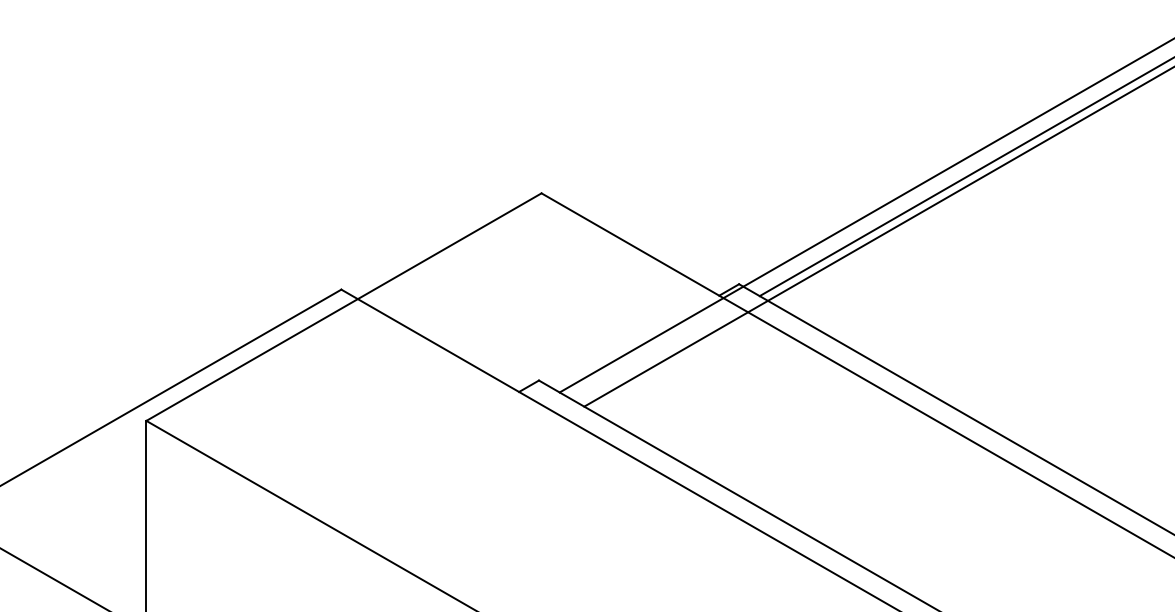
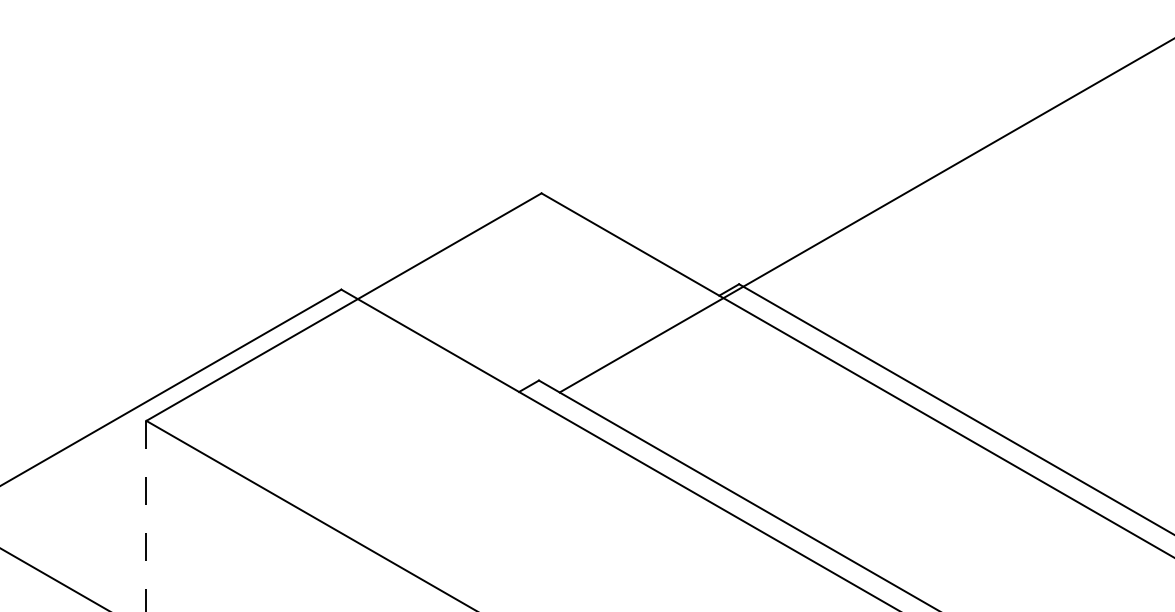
line: present -> none (965, 177)
line: present -> none (877, 237)
line: solid -> dashed (146, 516)
